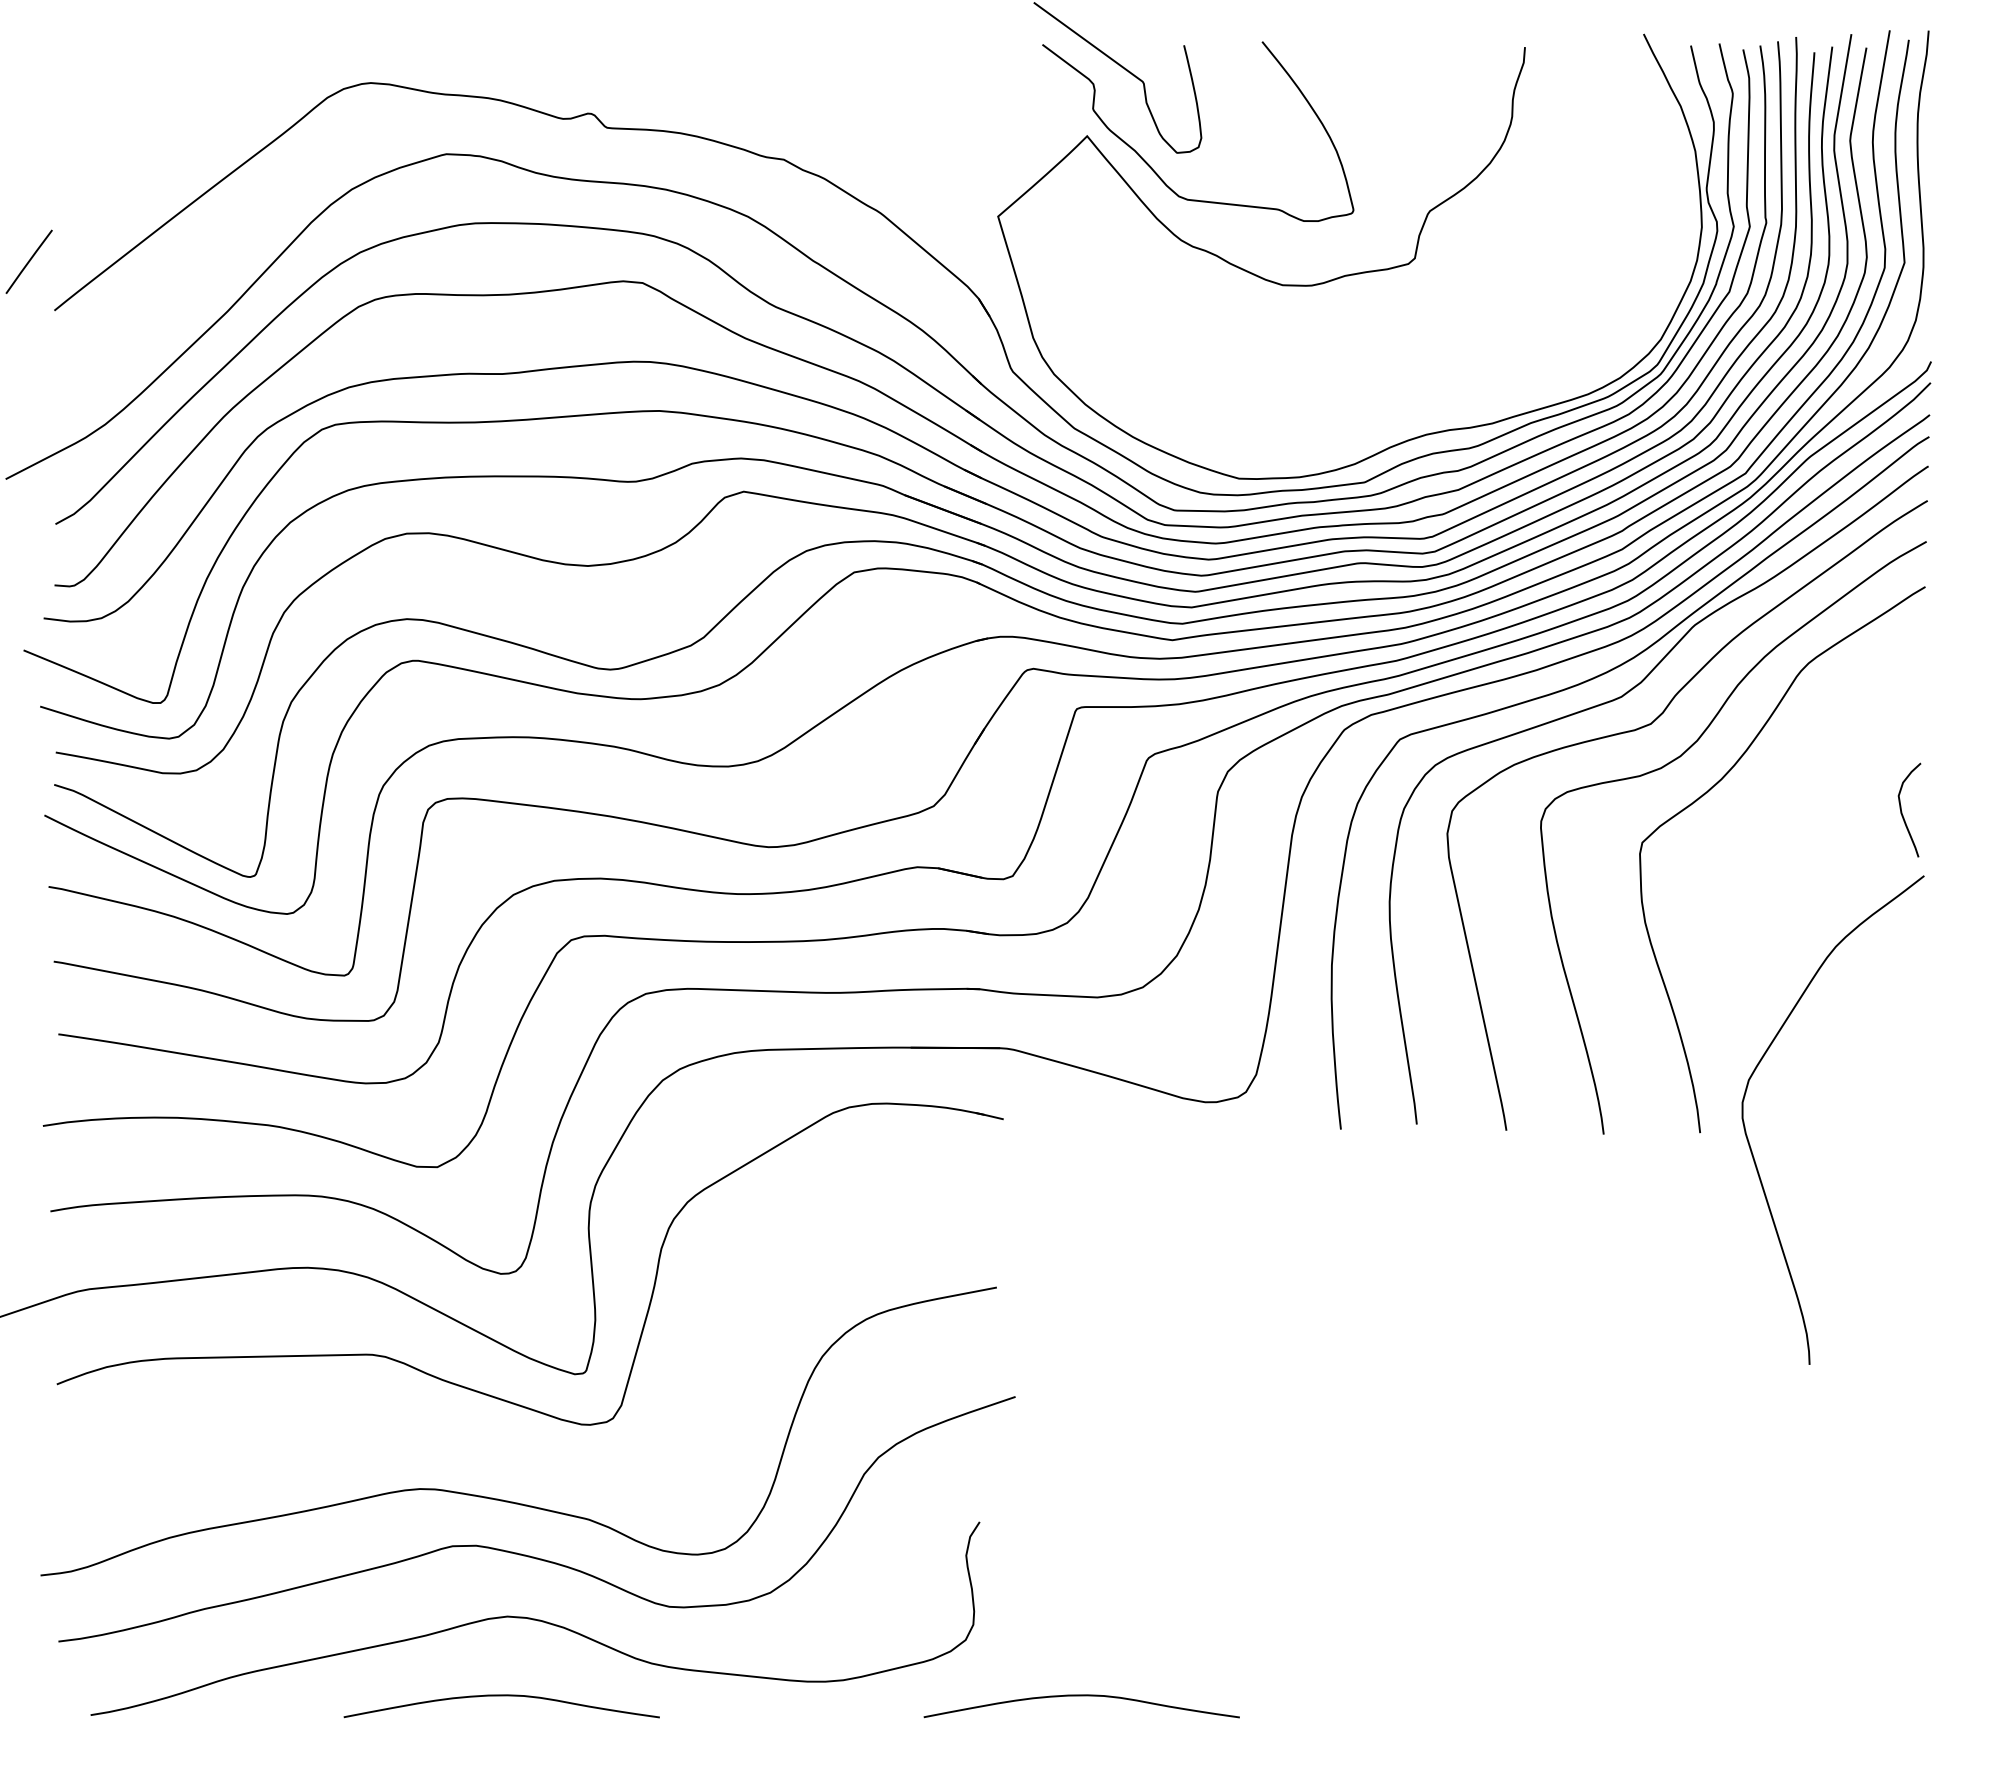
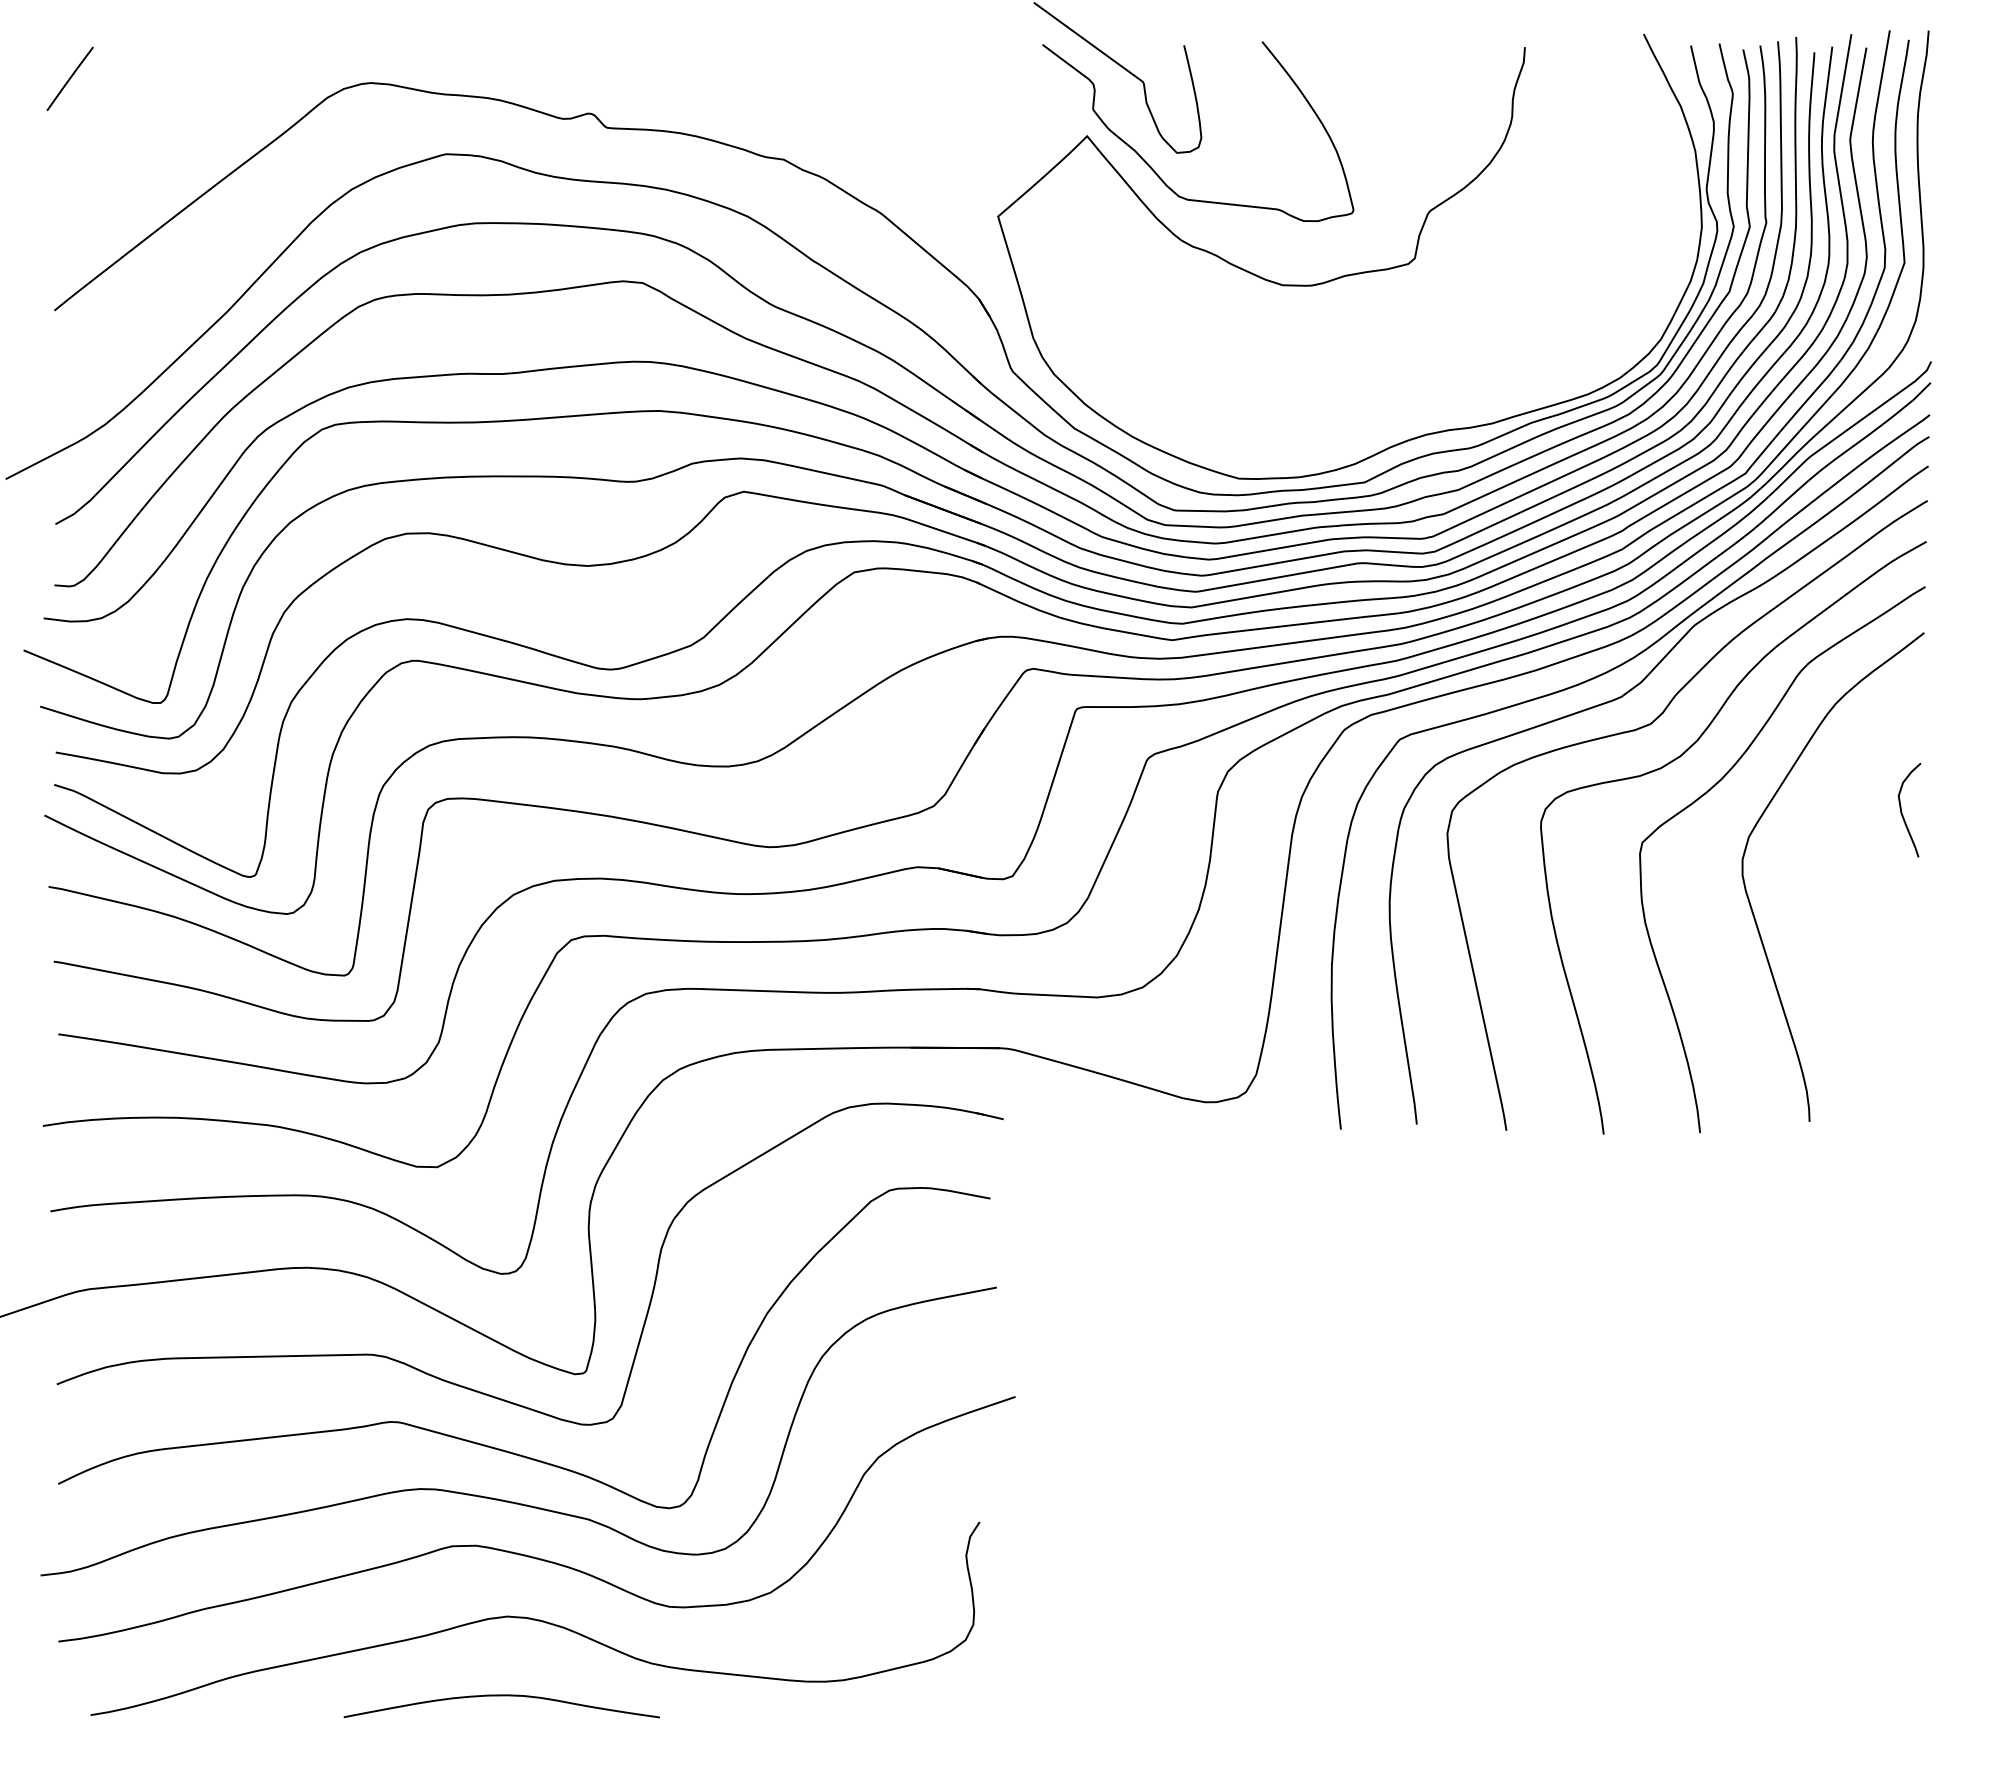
line position: (28, 261) -> (69, 78) (69, 78)
curve position: (1751, 1147) -> (1751, 904) (1751, 904)
curve: none -> present (496, 1447)
curve: present -> none (1081, 1696)
